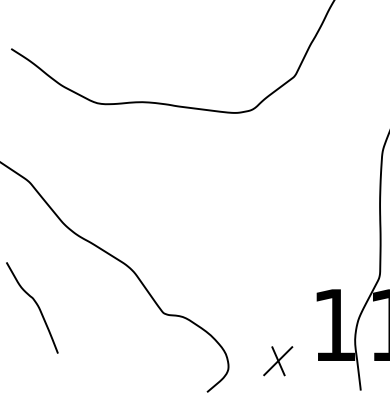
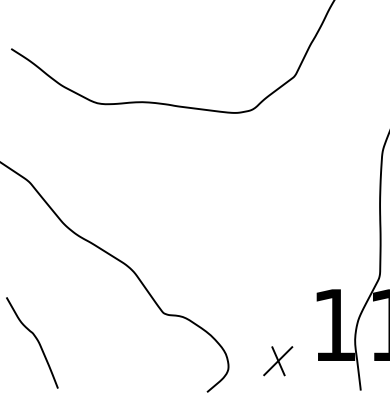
curve position: (36, 305) -> (36, 340) (36, 340)
